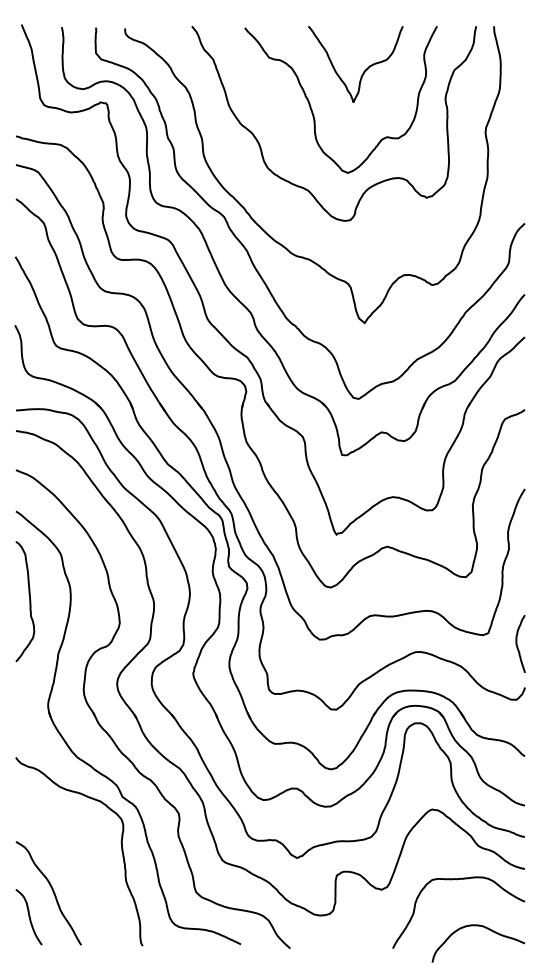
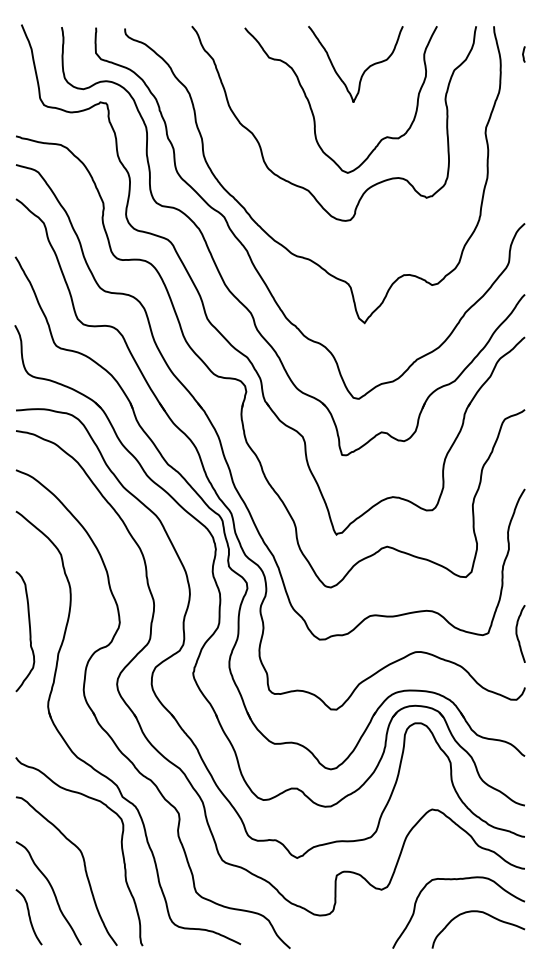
line: none -> present (523, 54)
curve position: (29, 601) -> (29, 631) (29, 631)
curve position: (517, 643) -> (517, 633) (517, 633)
curve: none -> present (84, 870)
curve position: (482, 927) -> (482, 913) (482, 913)
